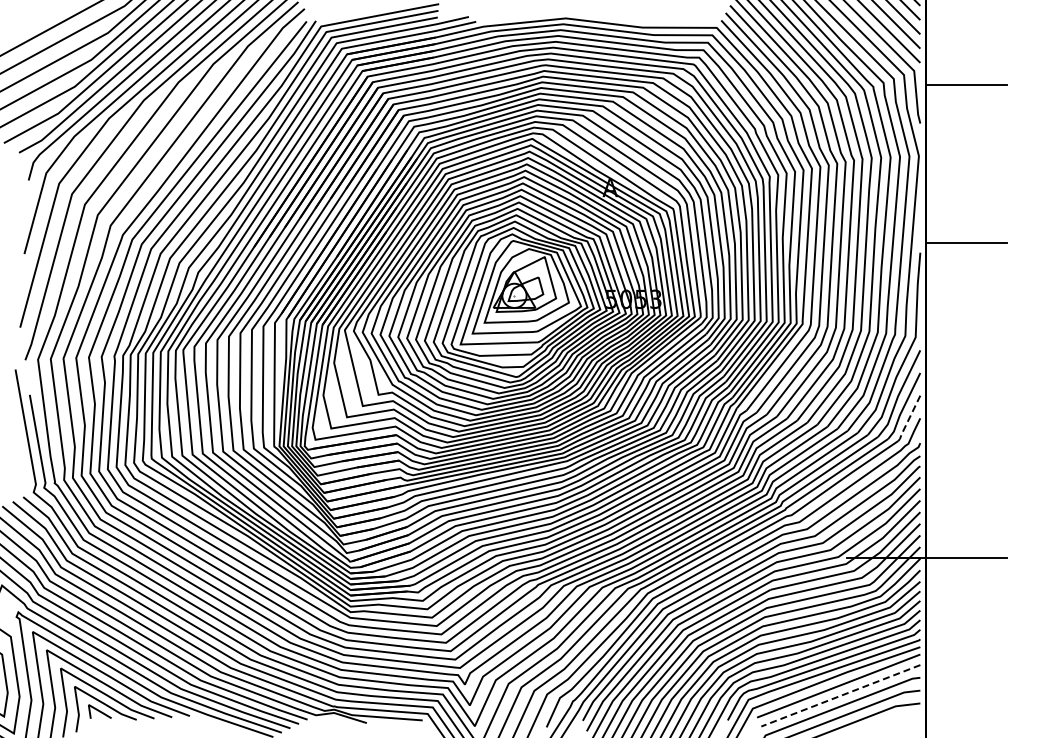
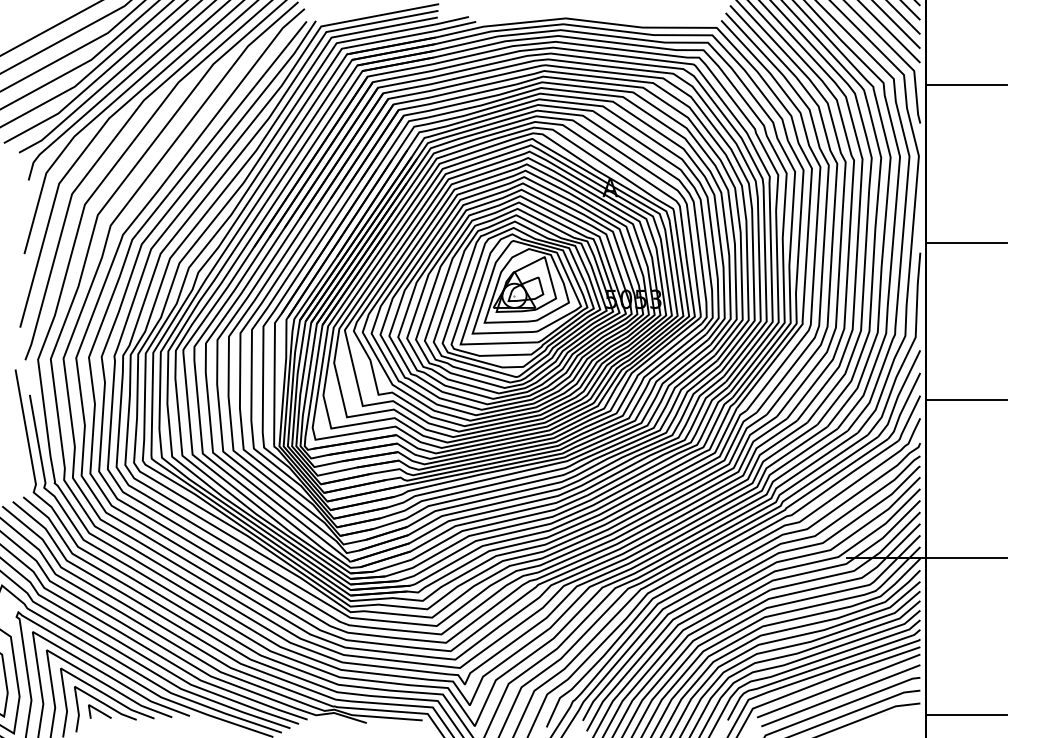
line: none -> present (966, 400)
line: dashed -> solid (908, 419)
line: dashed -> solid (840, 696)
line: none -> present (966, 715)
